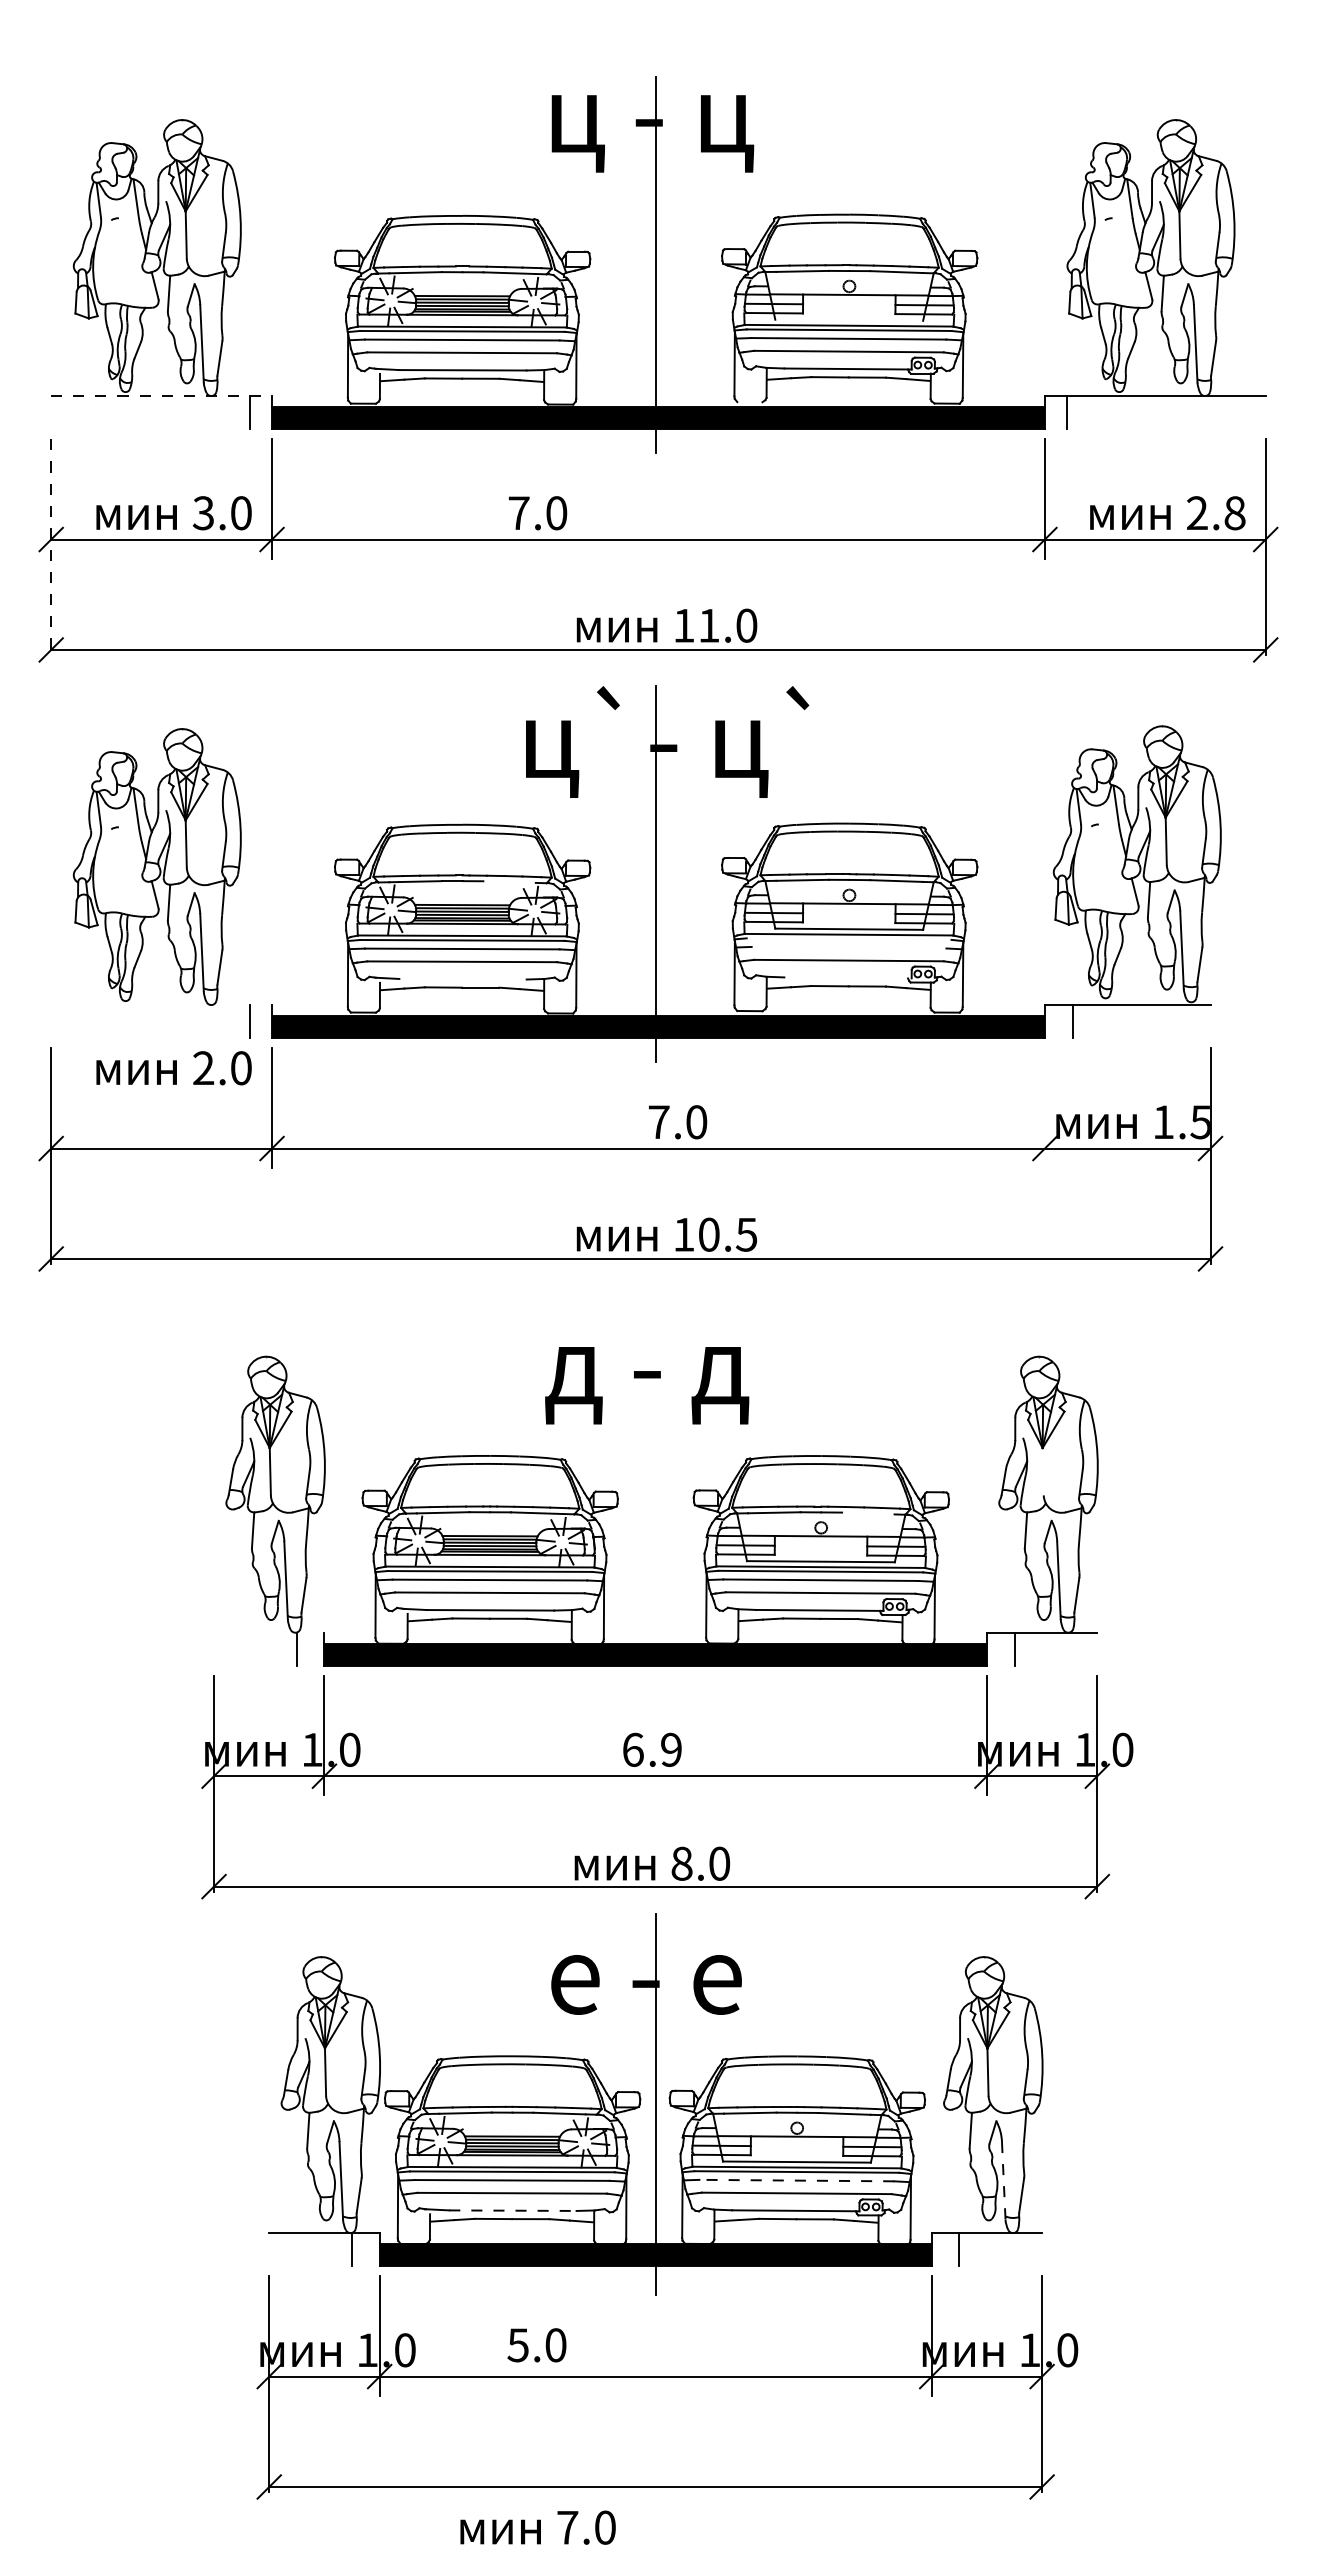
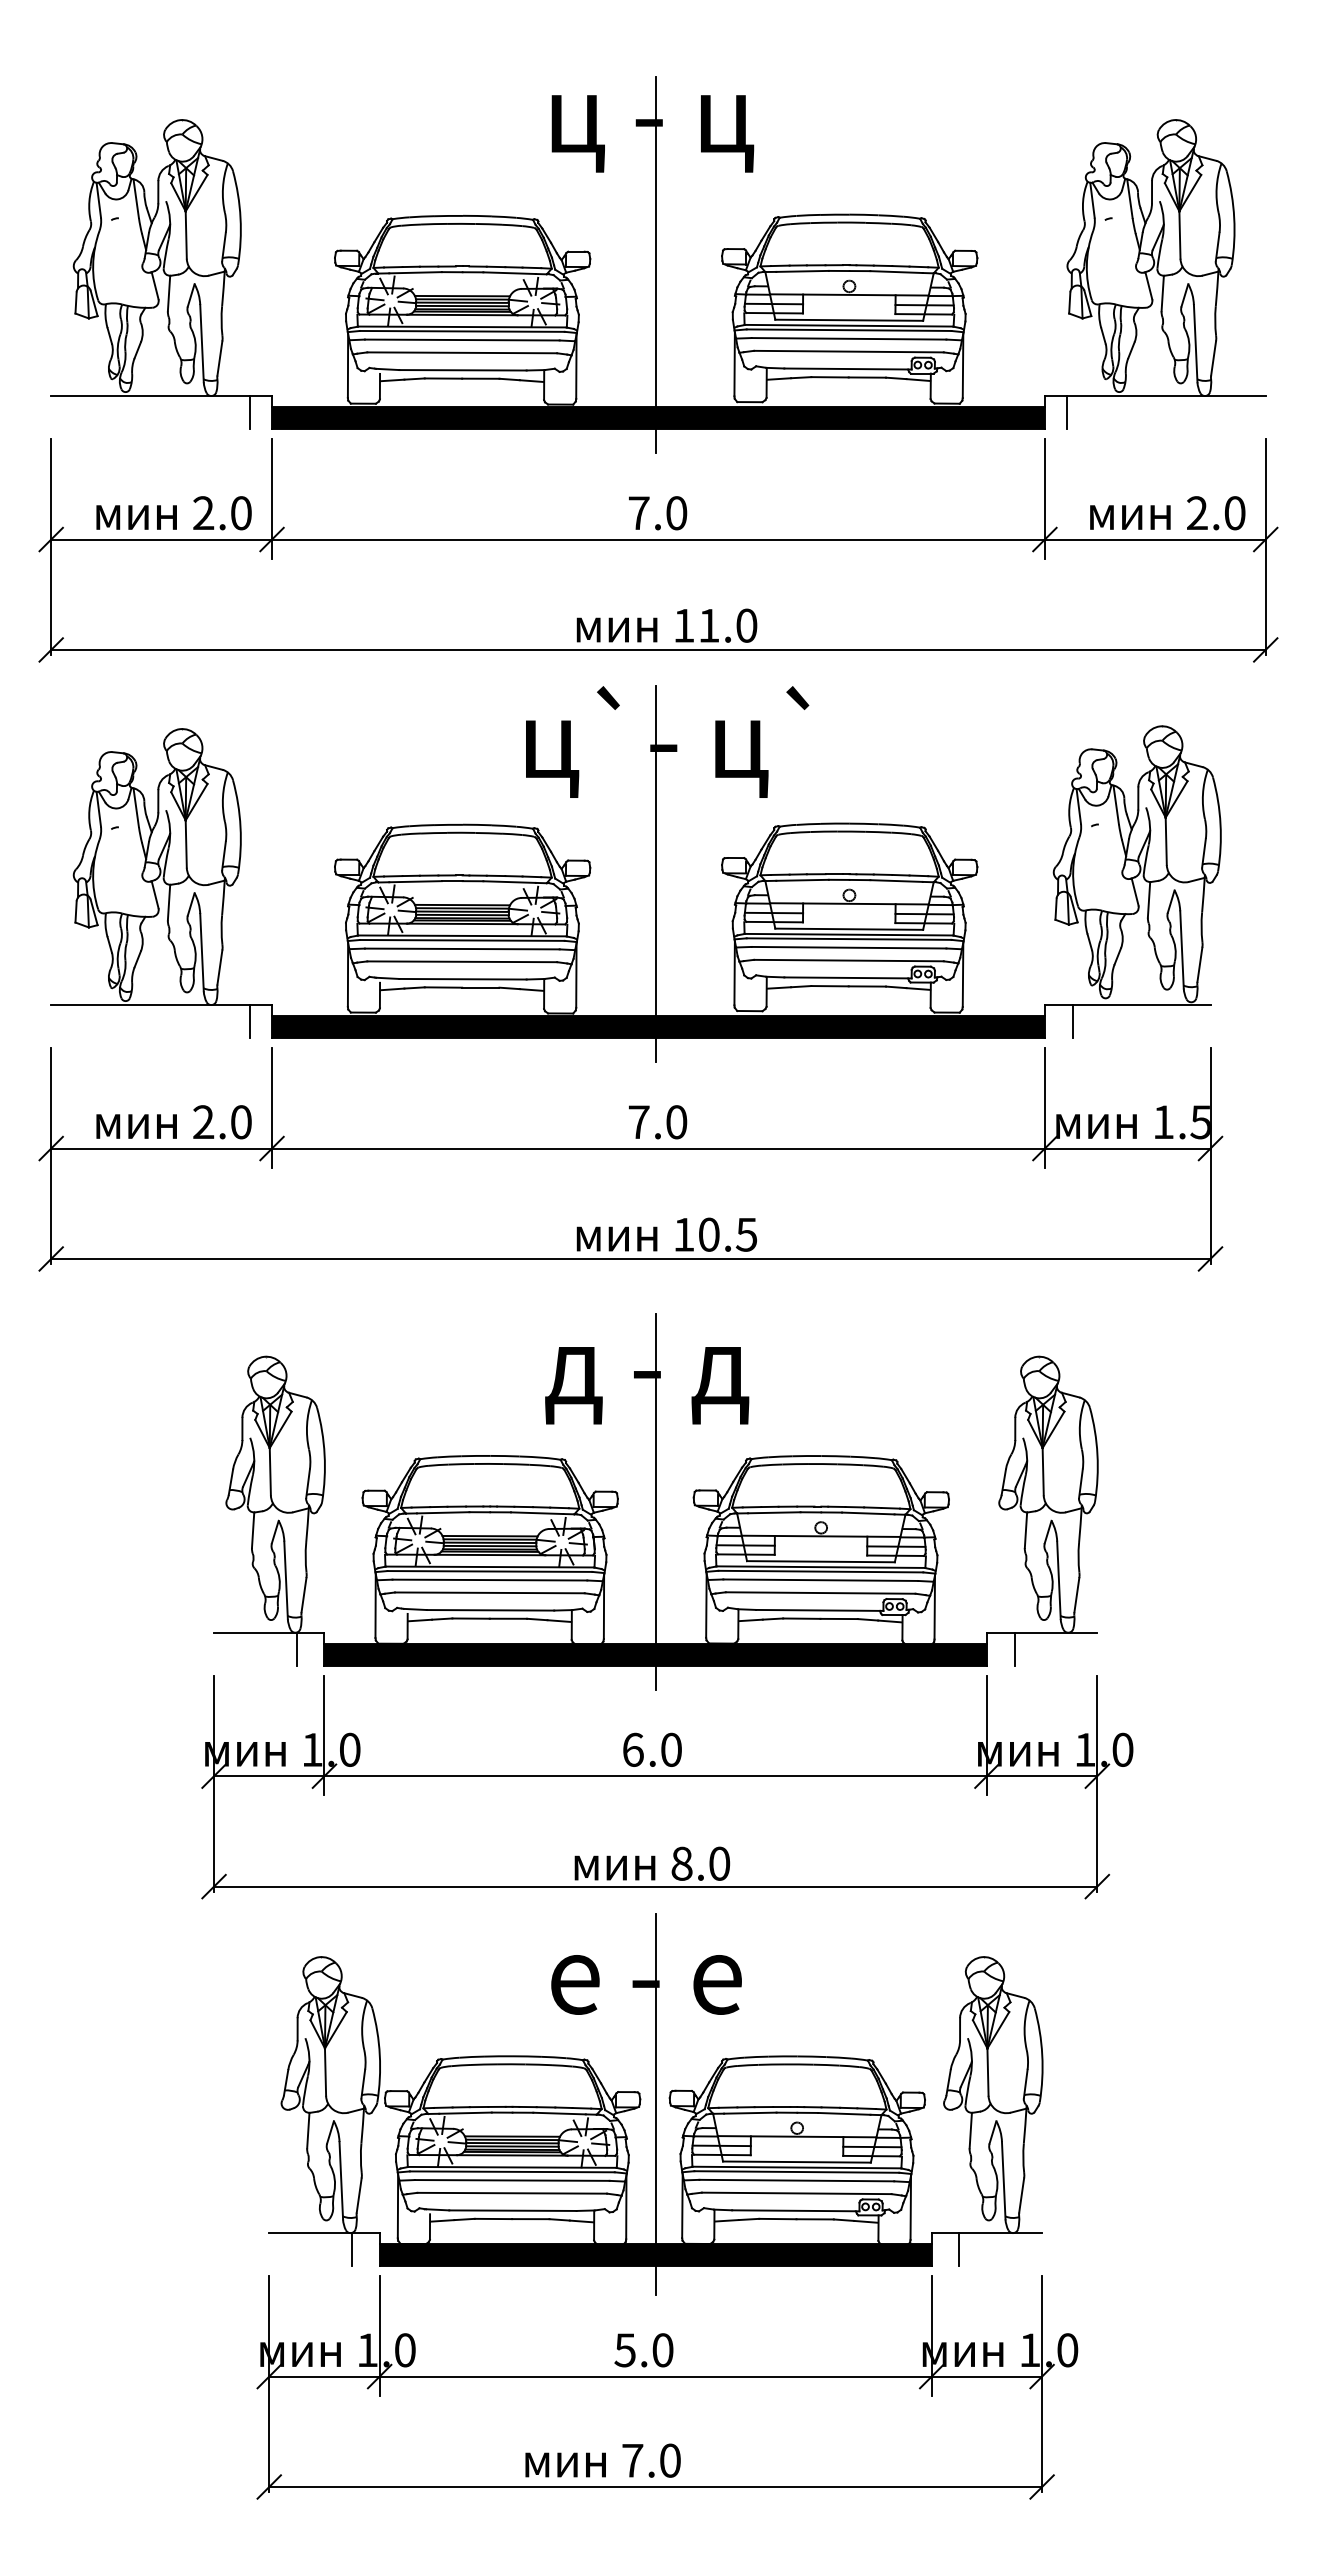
line: none -> present (849, 319)
line: dashed -> solid (162, 396)
line: none -> present (749, 402)
text: 3.0 -> 2.0 (203, 513)
text position: (538, 513) -> (658, 513) (658, 513)
text: 2.8 -> 2.0 (1234, 513)
line: dashed -> solid (51, 547)
line: none -> present (509, 881)
line: none -> present (848, 938)
line: none -> present (848, 947)
line: none -> present (847, 977)
line: none -> present (462, 978)
line: none -> present (161, 1005)
text position: (173, 1068) -> (173, 1122) (173, 1122)
line: none -> present (1044, 1107)
text position: (678, 1122) -> (658, 1122) (658, 1122)
line: none -> present (1042, 1471)
line: none -> present (655, 1501)
line: none -> present (868, 1513)
line: none -> present (269, 1632)
text: .9 -> .0 (671, 1749)
line: dashed -> solid (796, 2180)
line: dashed -> solid (1003, 2180)
line: dashed -> solid (512, 2210)
text position: (536, 2345) -> (643, 2350) (643, 2350)
text position: (537, 2527) -> (602, 2460) (602, 2460)
